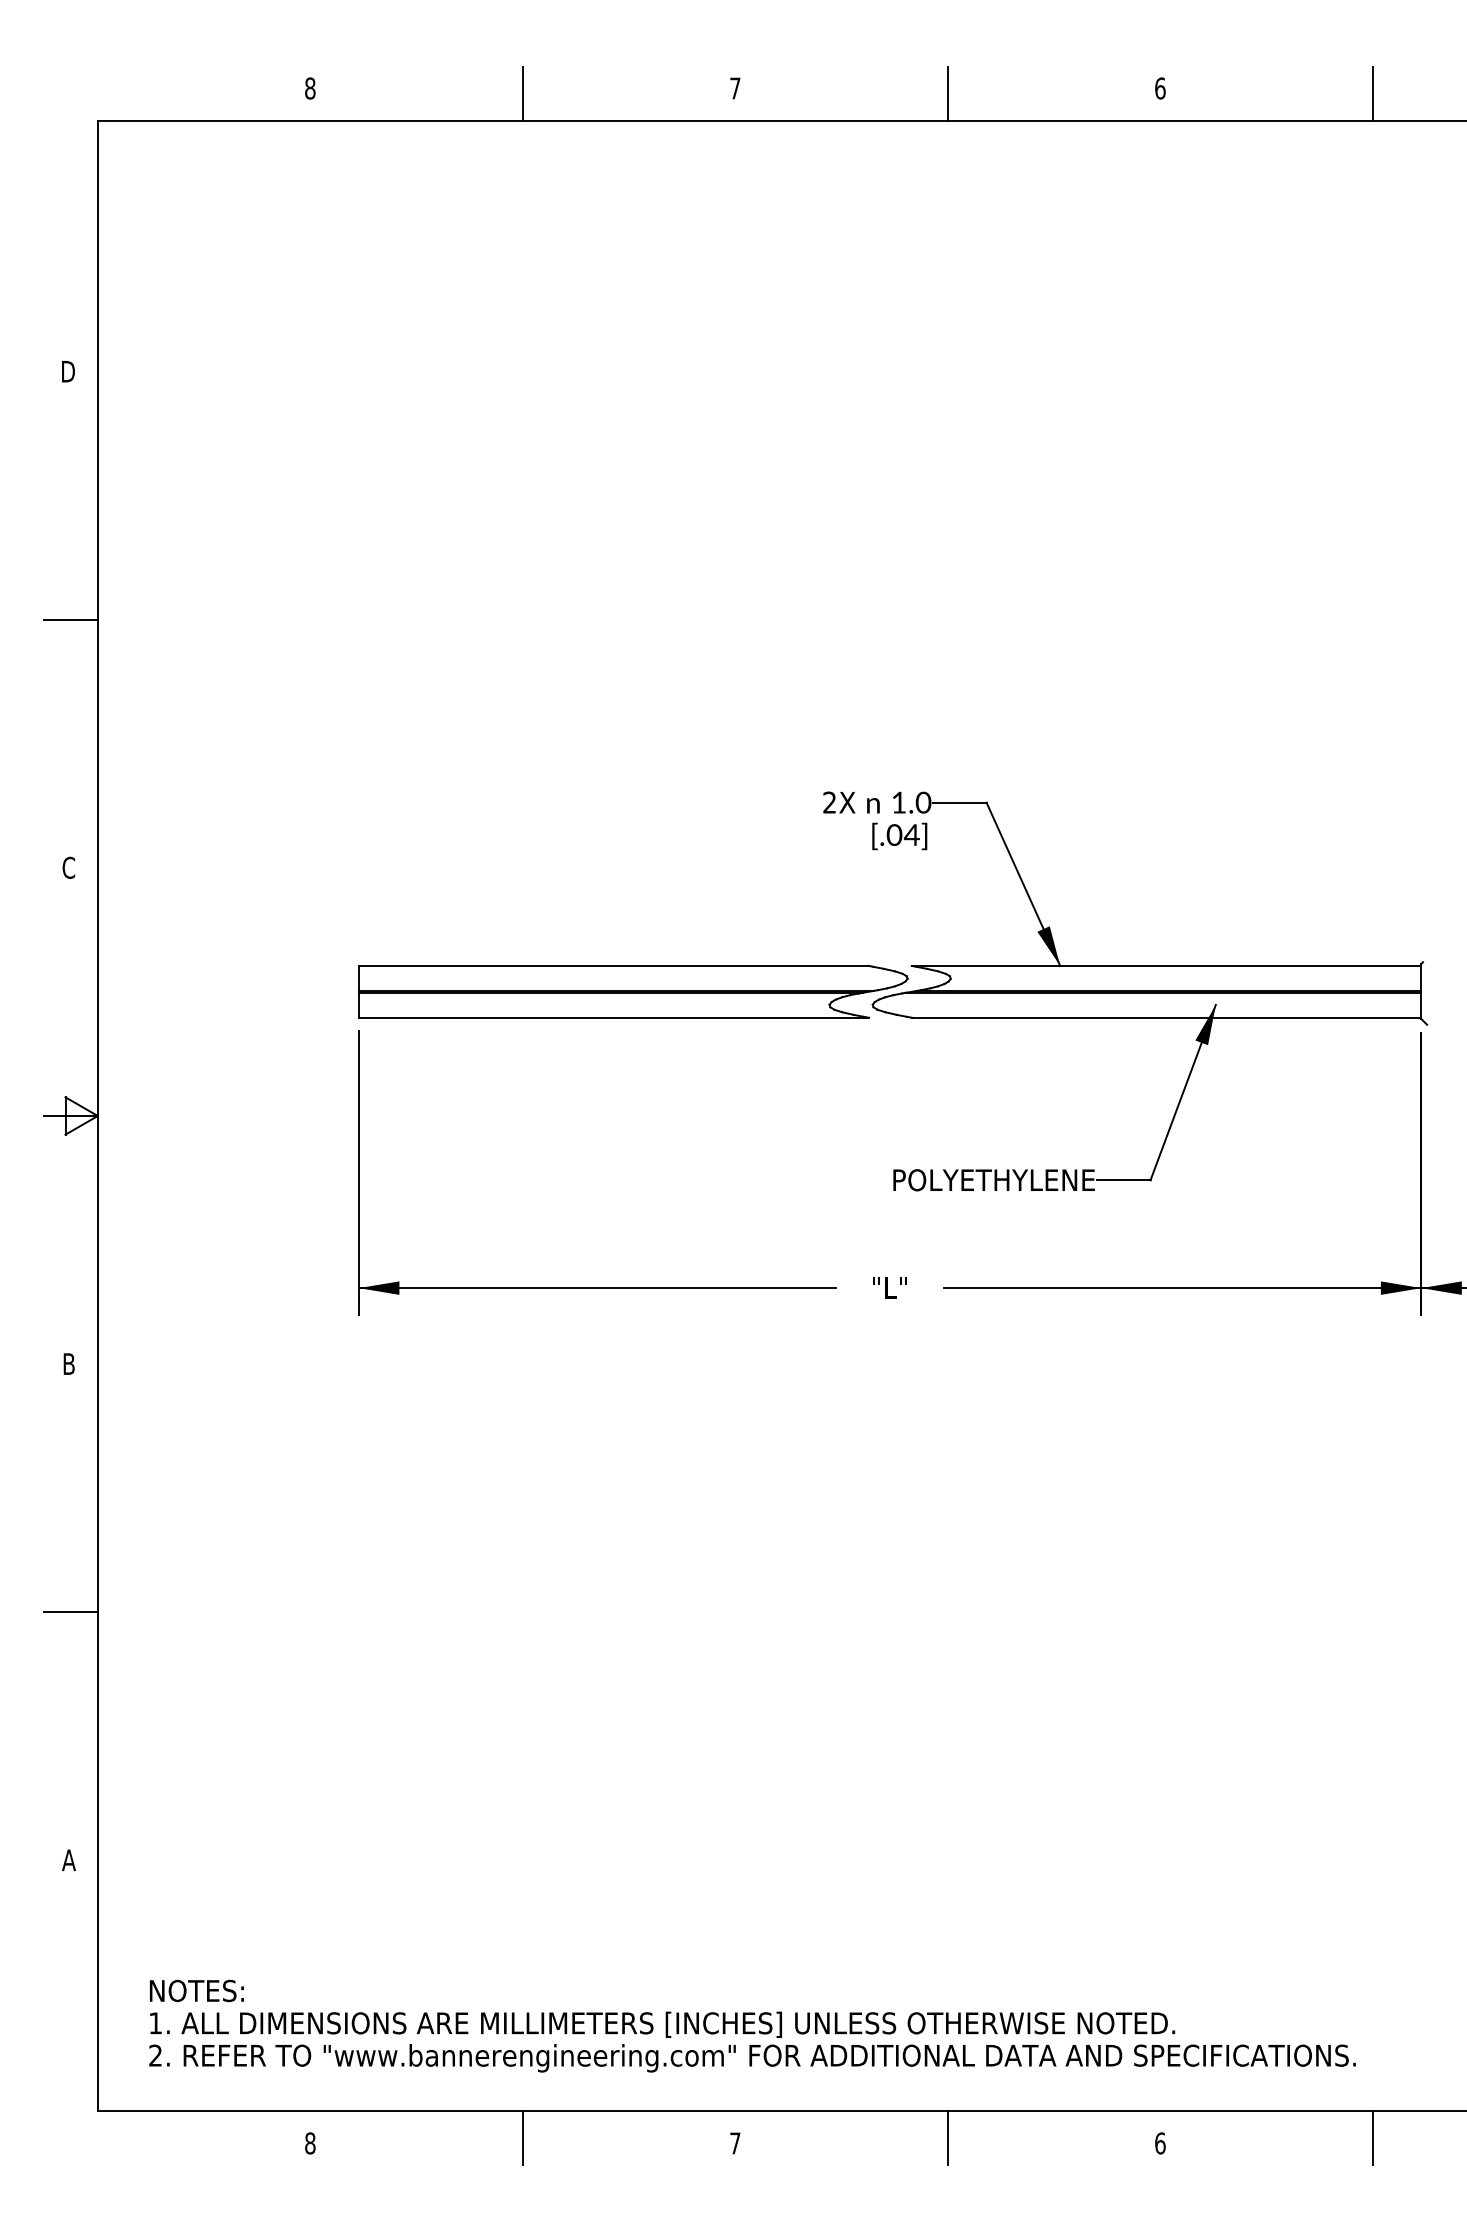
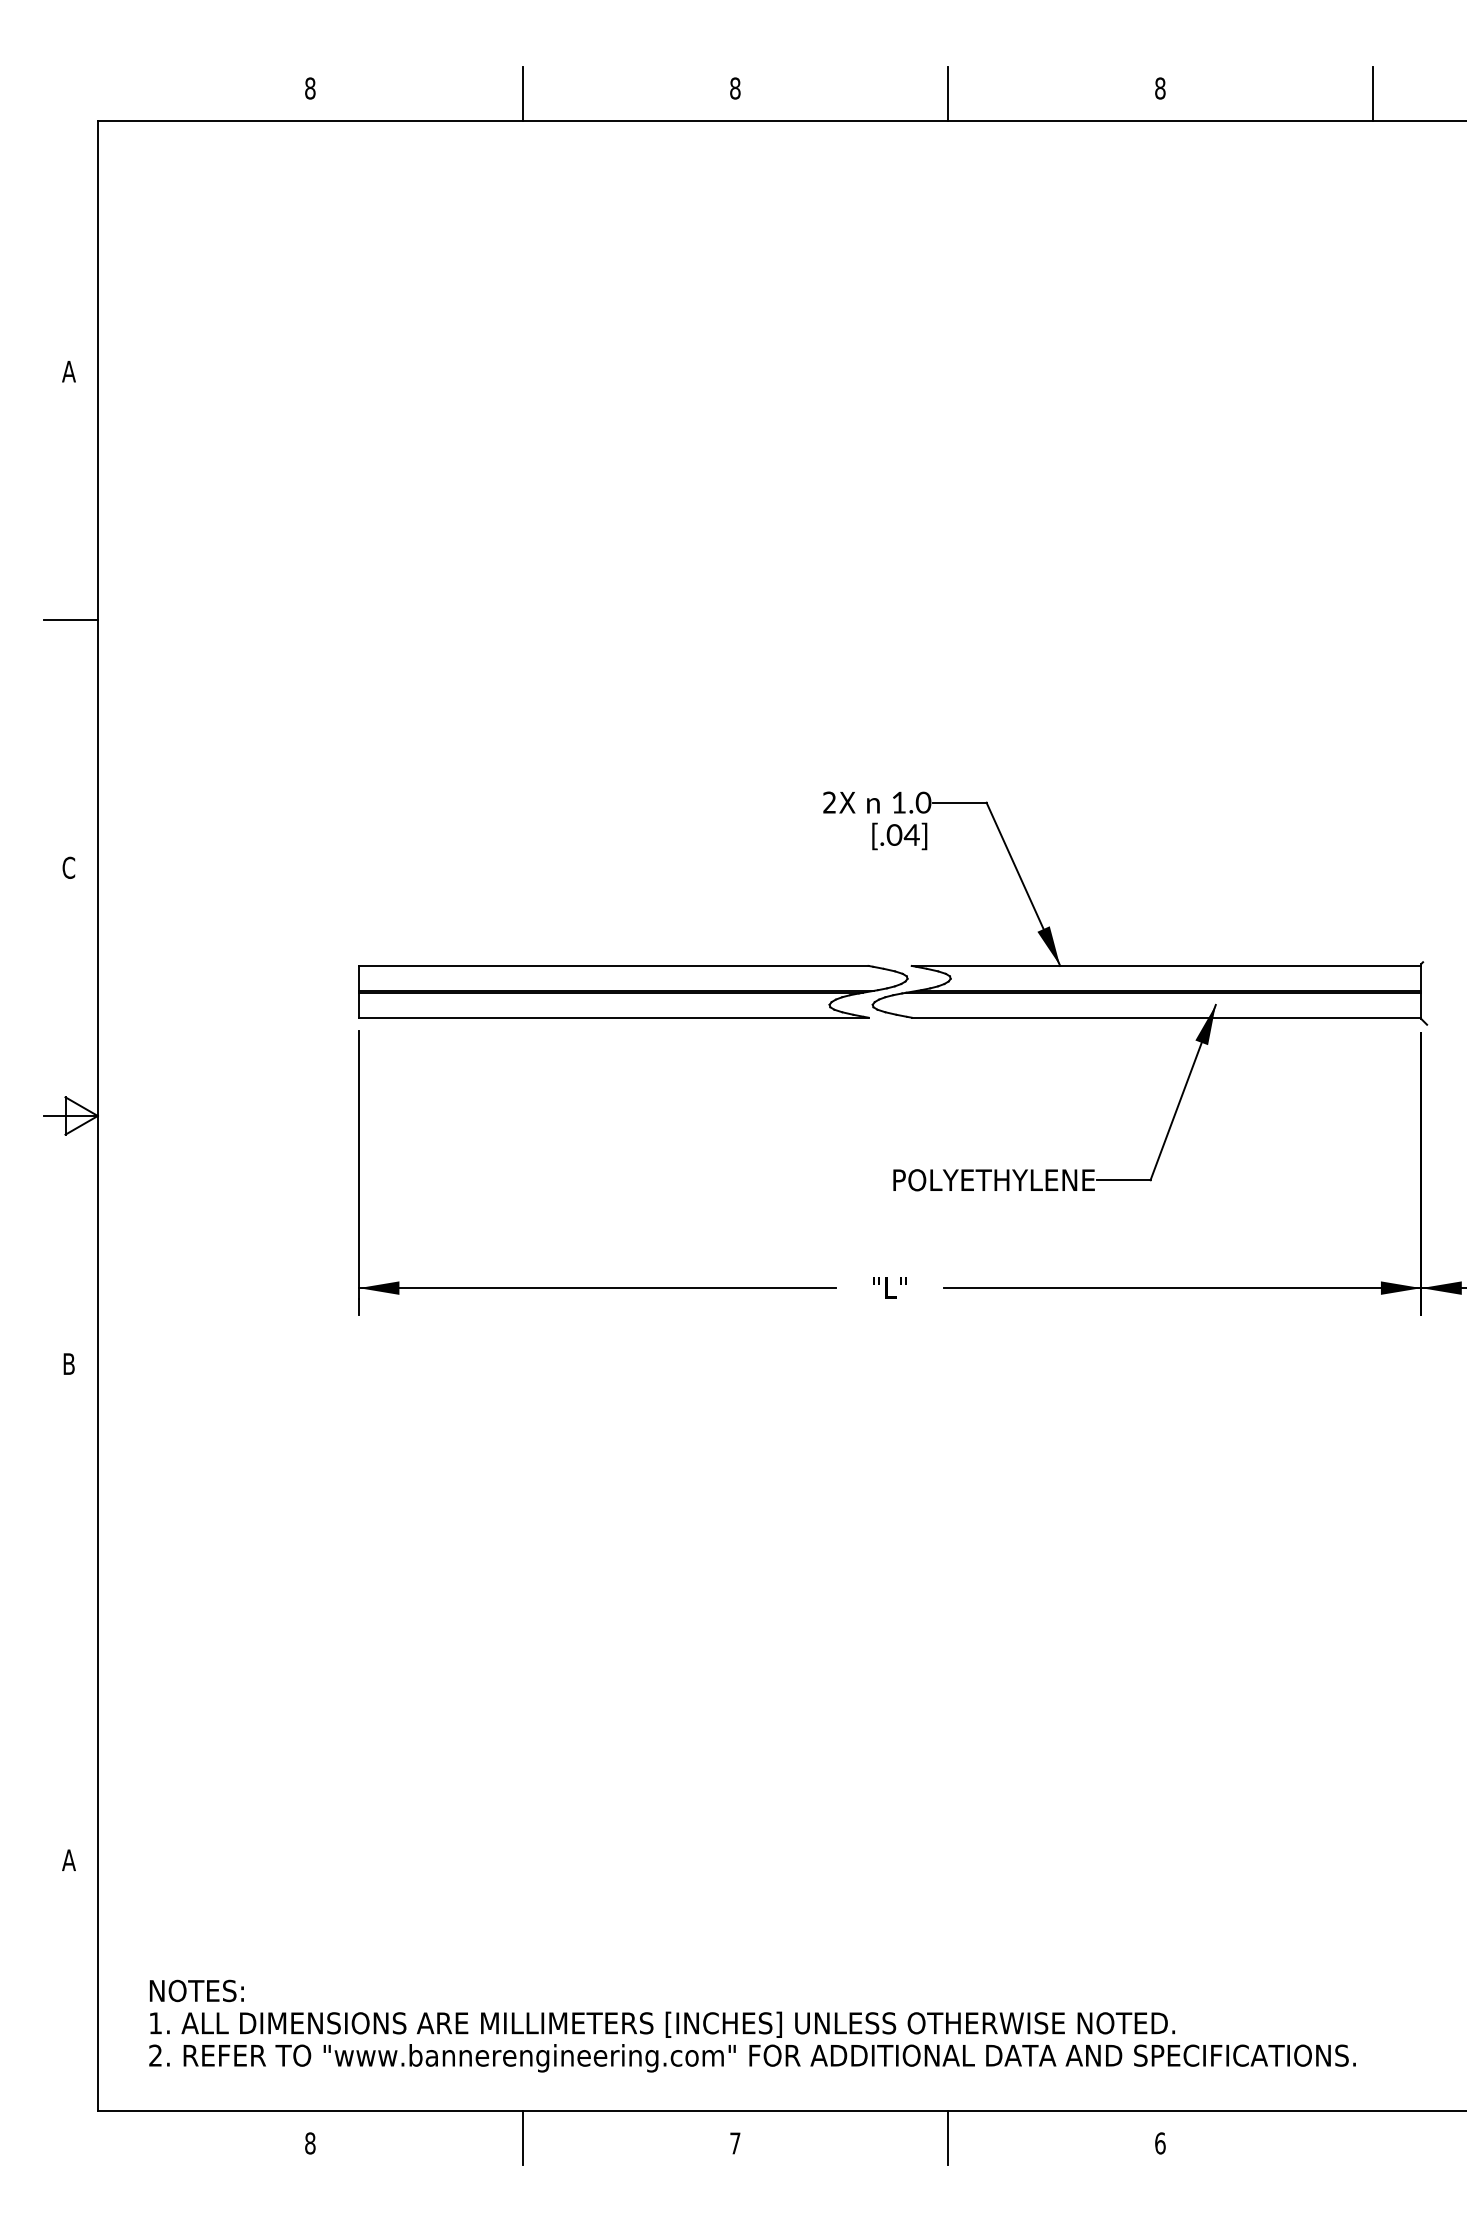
text: 7 -> 8 (735, 88)
text: 6 -> 8 (1160, 88)
text: D -> A (68, 371)
line: present -> none (70, 1612)
line: present -> none (1372, 2138)
